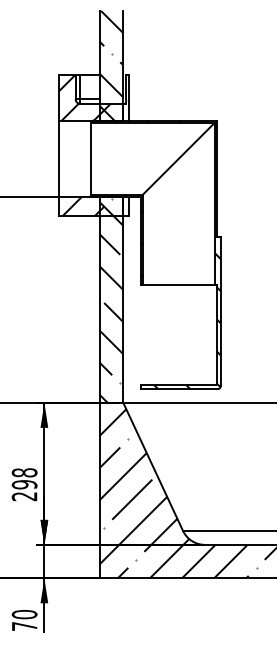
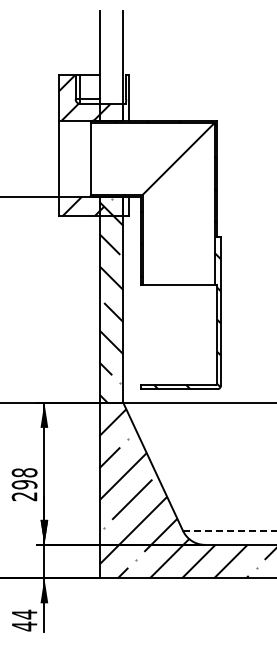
hatch: present -> none (111, 65)
line: solid -> dashed (229, 530)
text: 70 -> 44 (24, 620)
